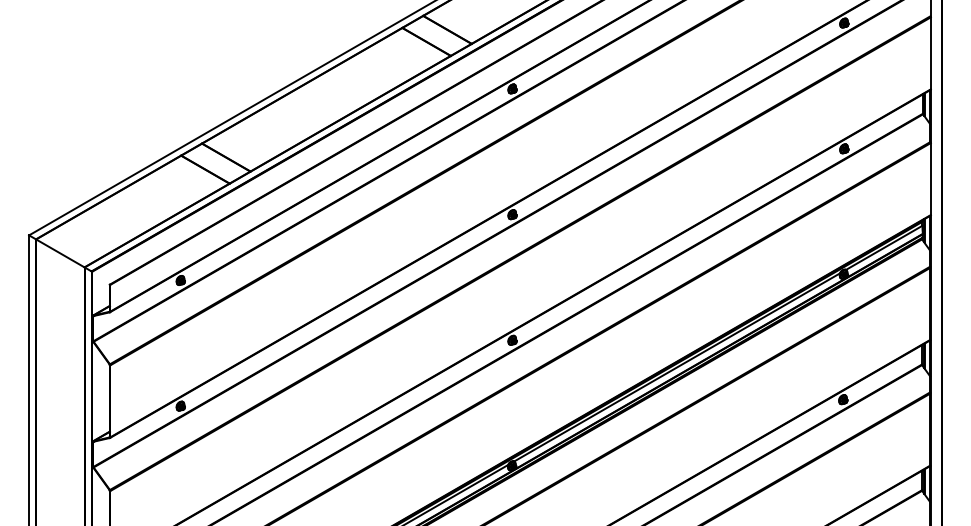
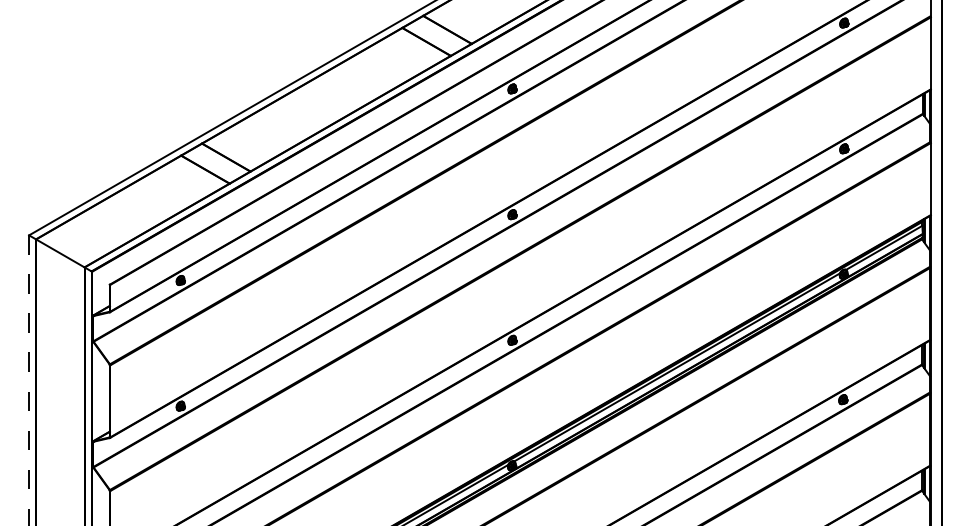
line: solid -> dashed (29, 380)
